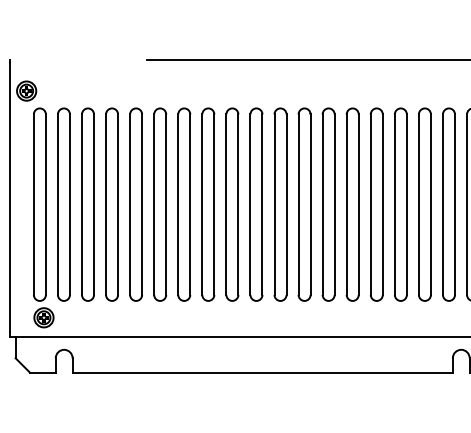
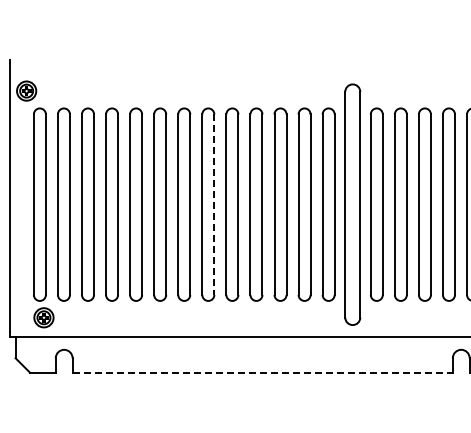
line: present -> none (306, 60)
part size: 15x195 px -> 18x243 px (352, 204)
line: solid -> dashed (214, 205)
line: solid -> dashed (263, 372)
